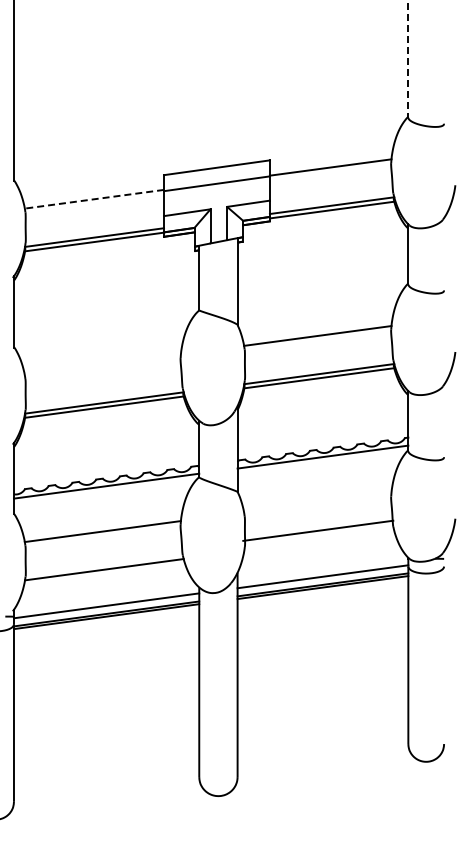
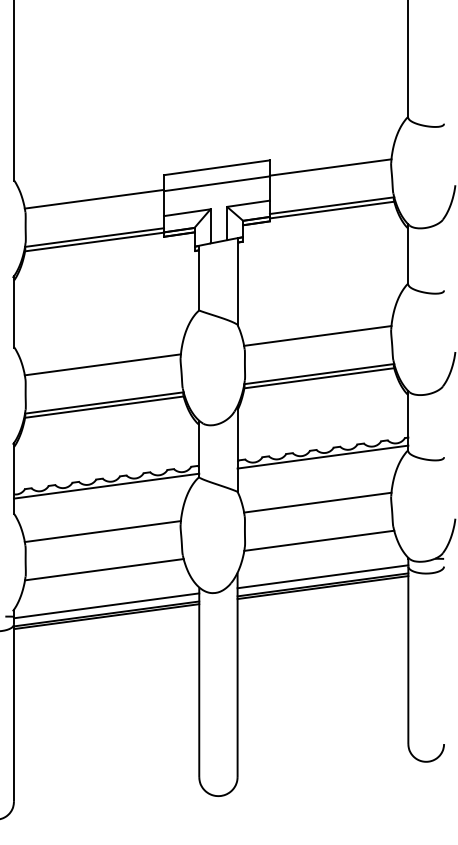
line: dashed -> solid (408, 59)
line: dashed -> solid (93, 199)
line: none -> present (102, 364)
line: none -> present (317, 502)
line position: (318, 530) -> (319, 540) (319, 540)
